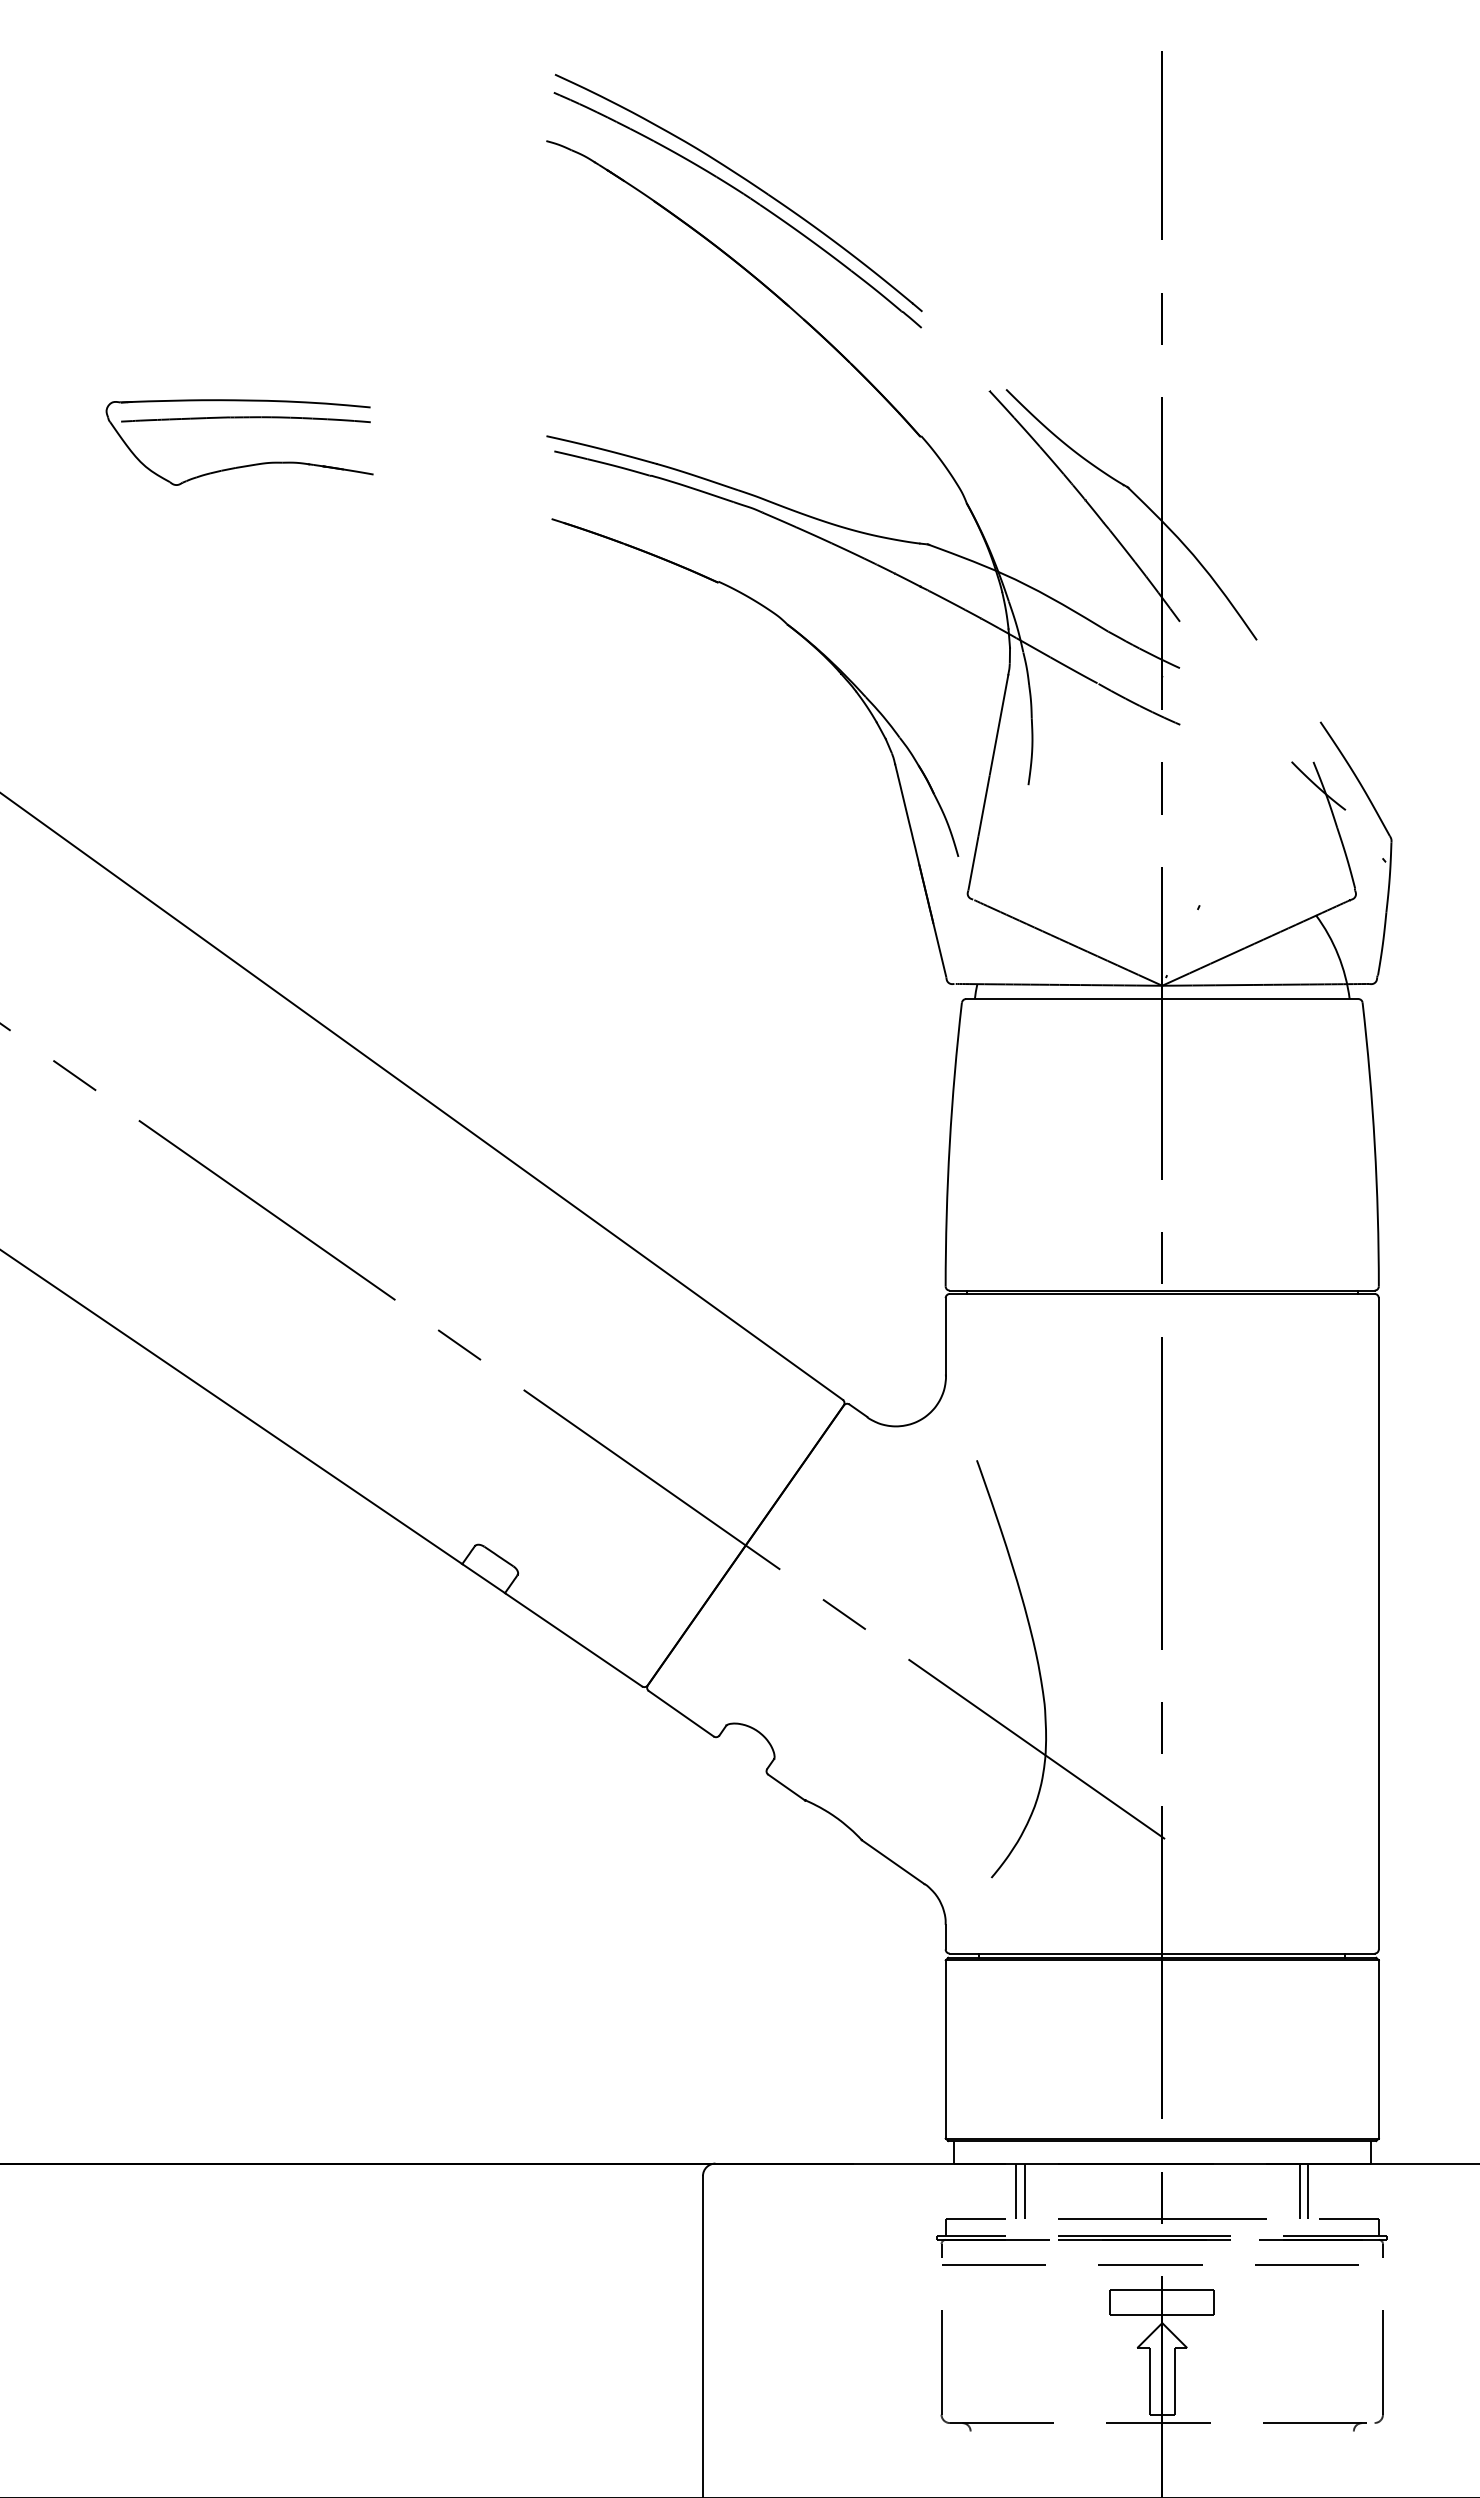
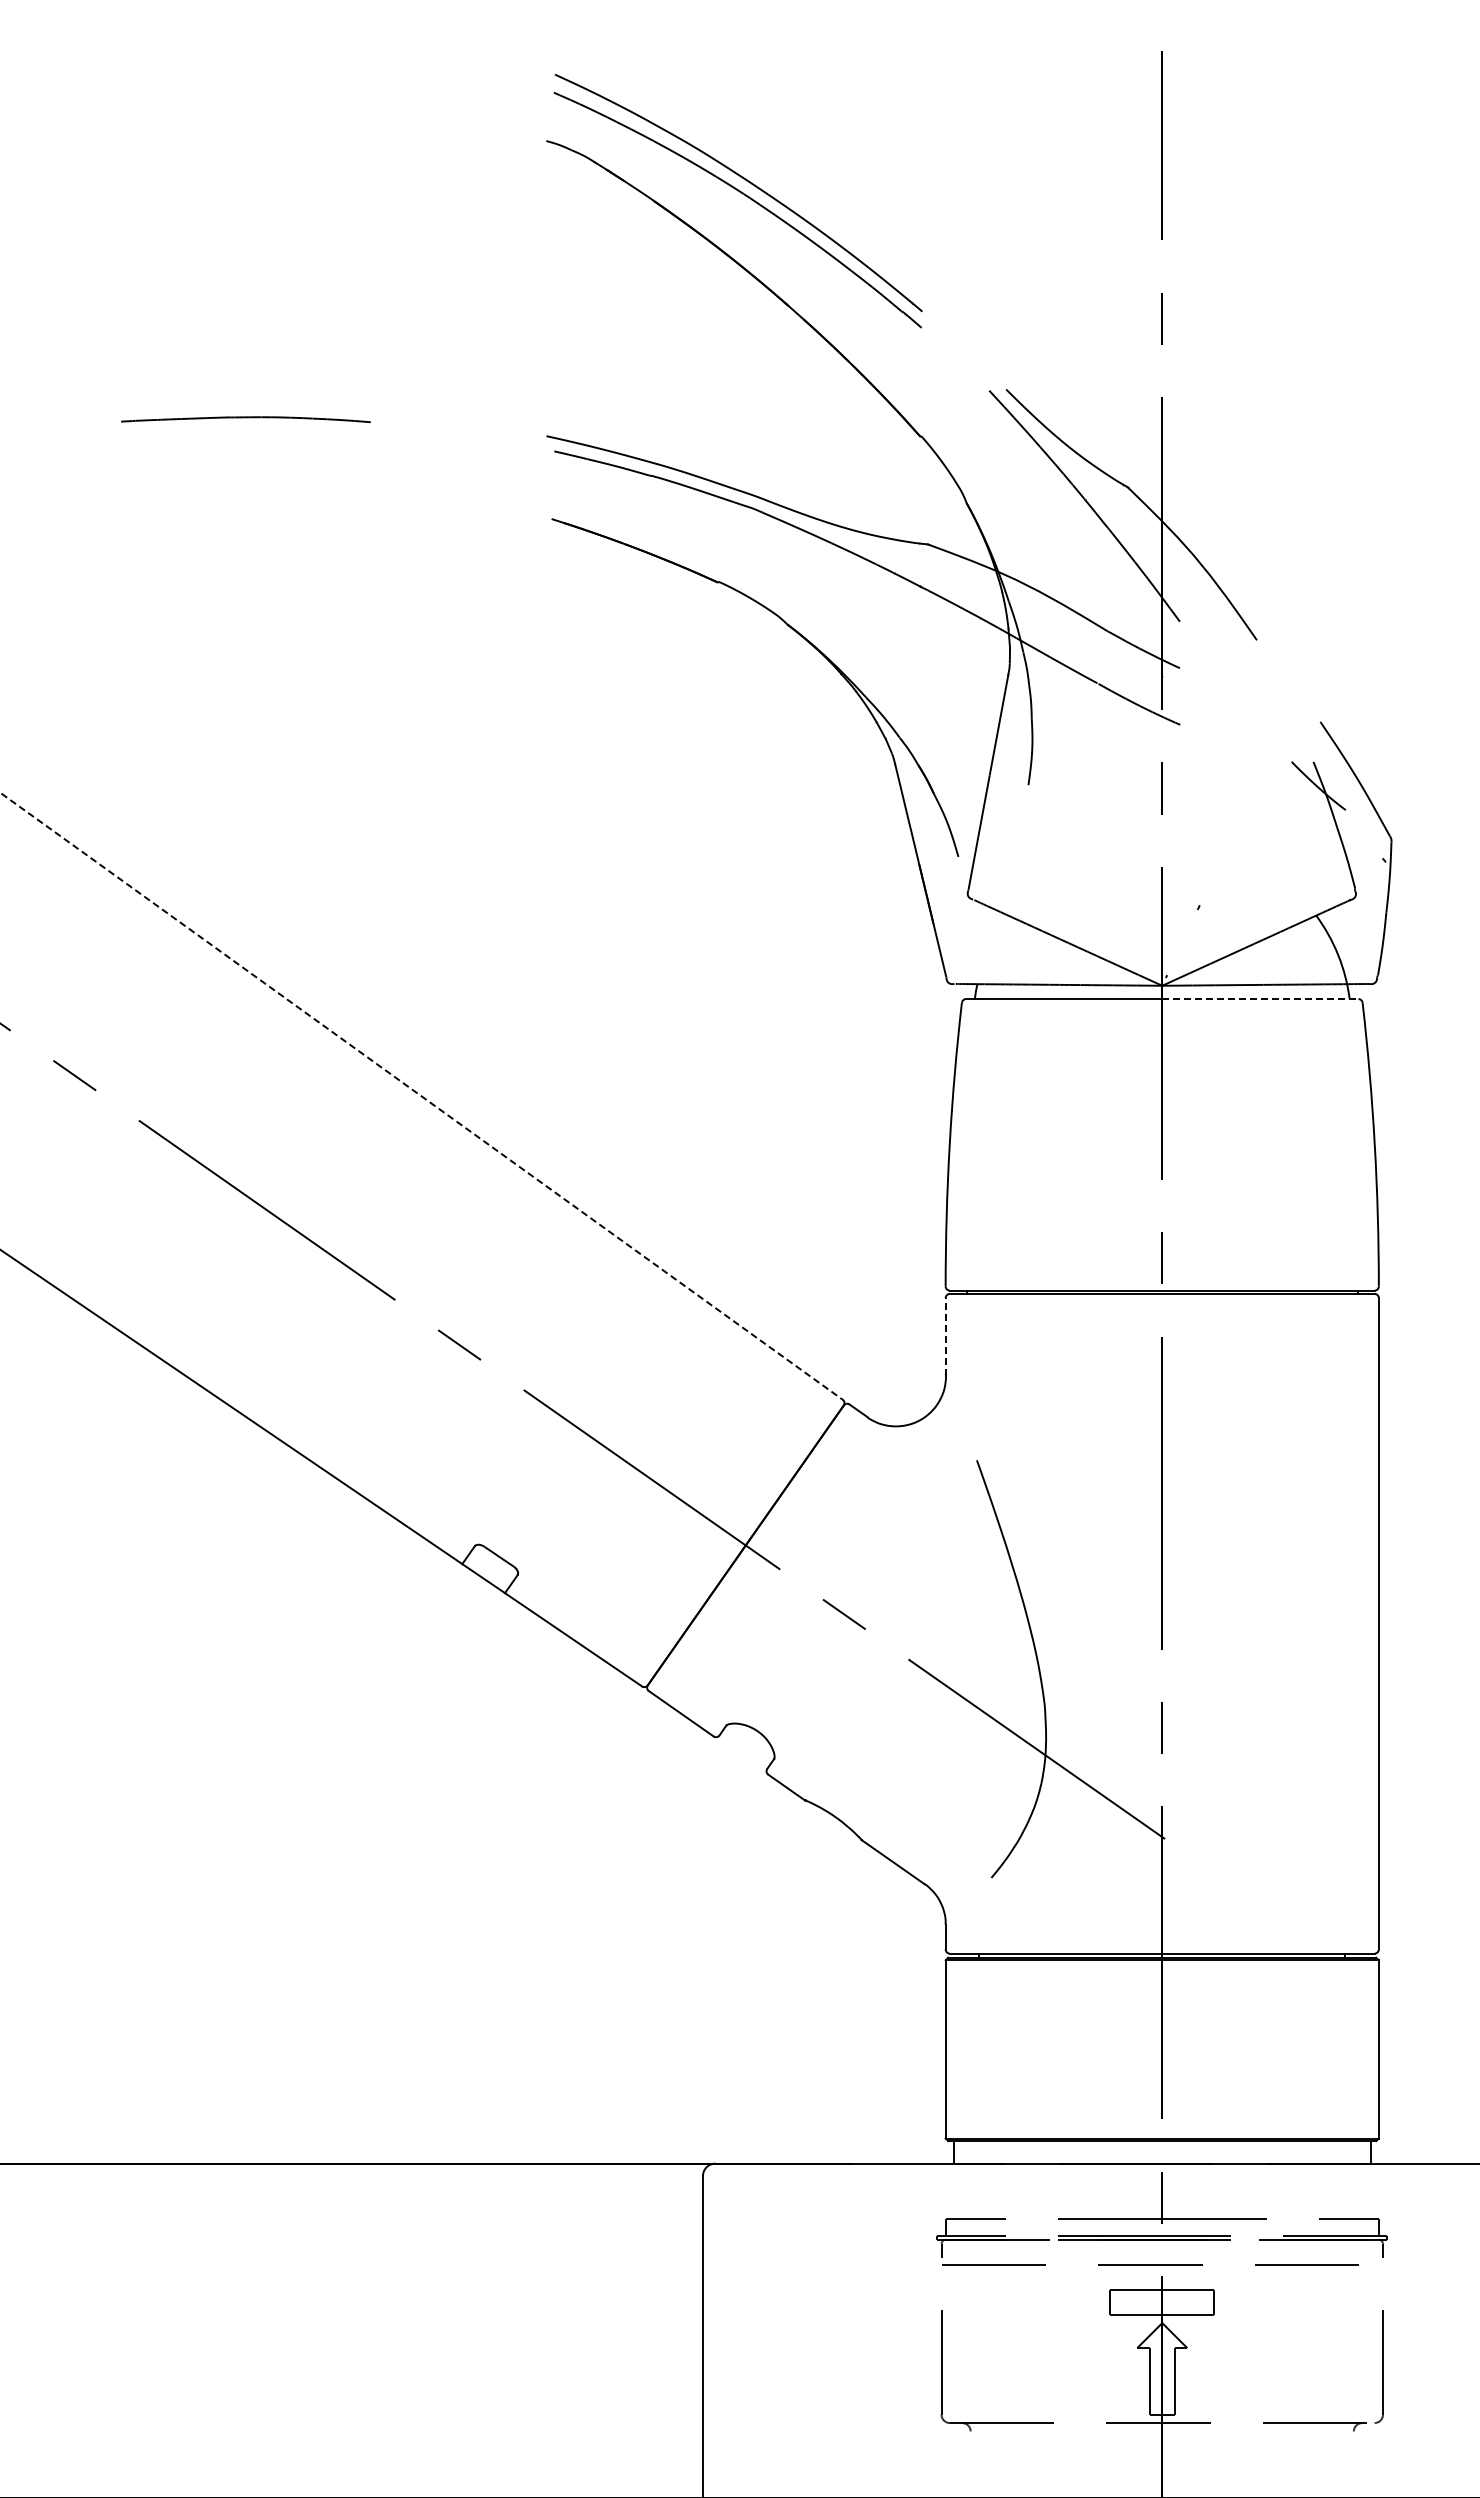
part: present -> none (242, 465)
line: solid -> dashed (1260, 999)
line: solid -> dashed (422, 1096)
line: solid -> dashed (945, 1337)
line: present -> none (1016, 2190)
line: present -> none (1025, 2190)
line: present -> none (1299, 2190)
line: present -> none (1308, 2190)
